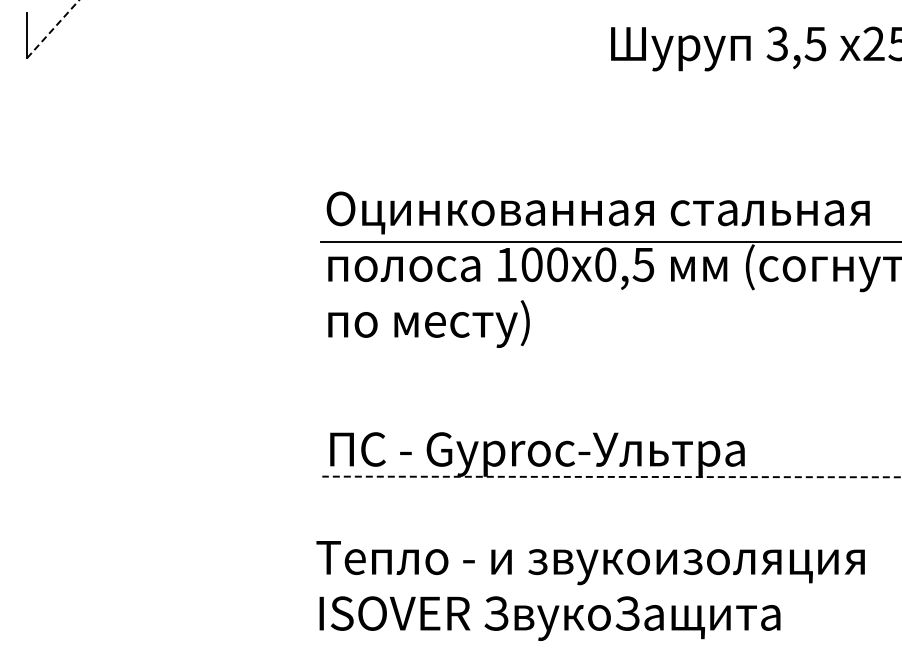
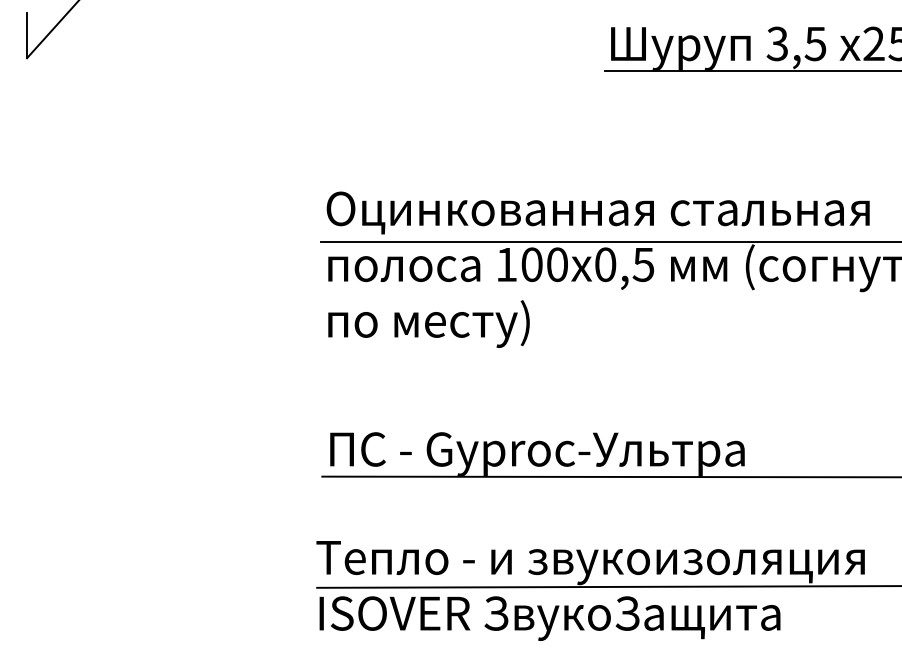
line: dashed -> solid (52, 29)
line: none -> present (751, 71)
line: dashed -> solid (611, 476)
line: none -> present (607, 586)
